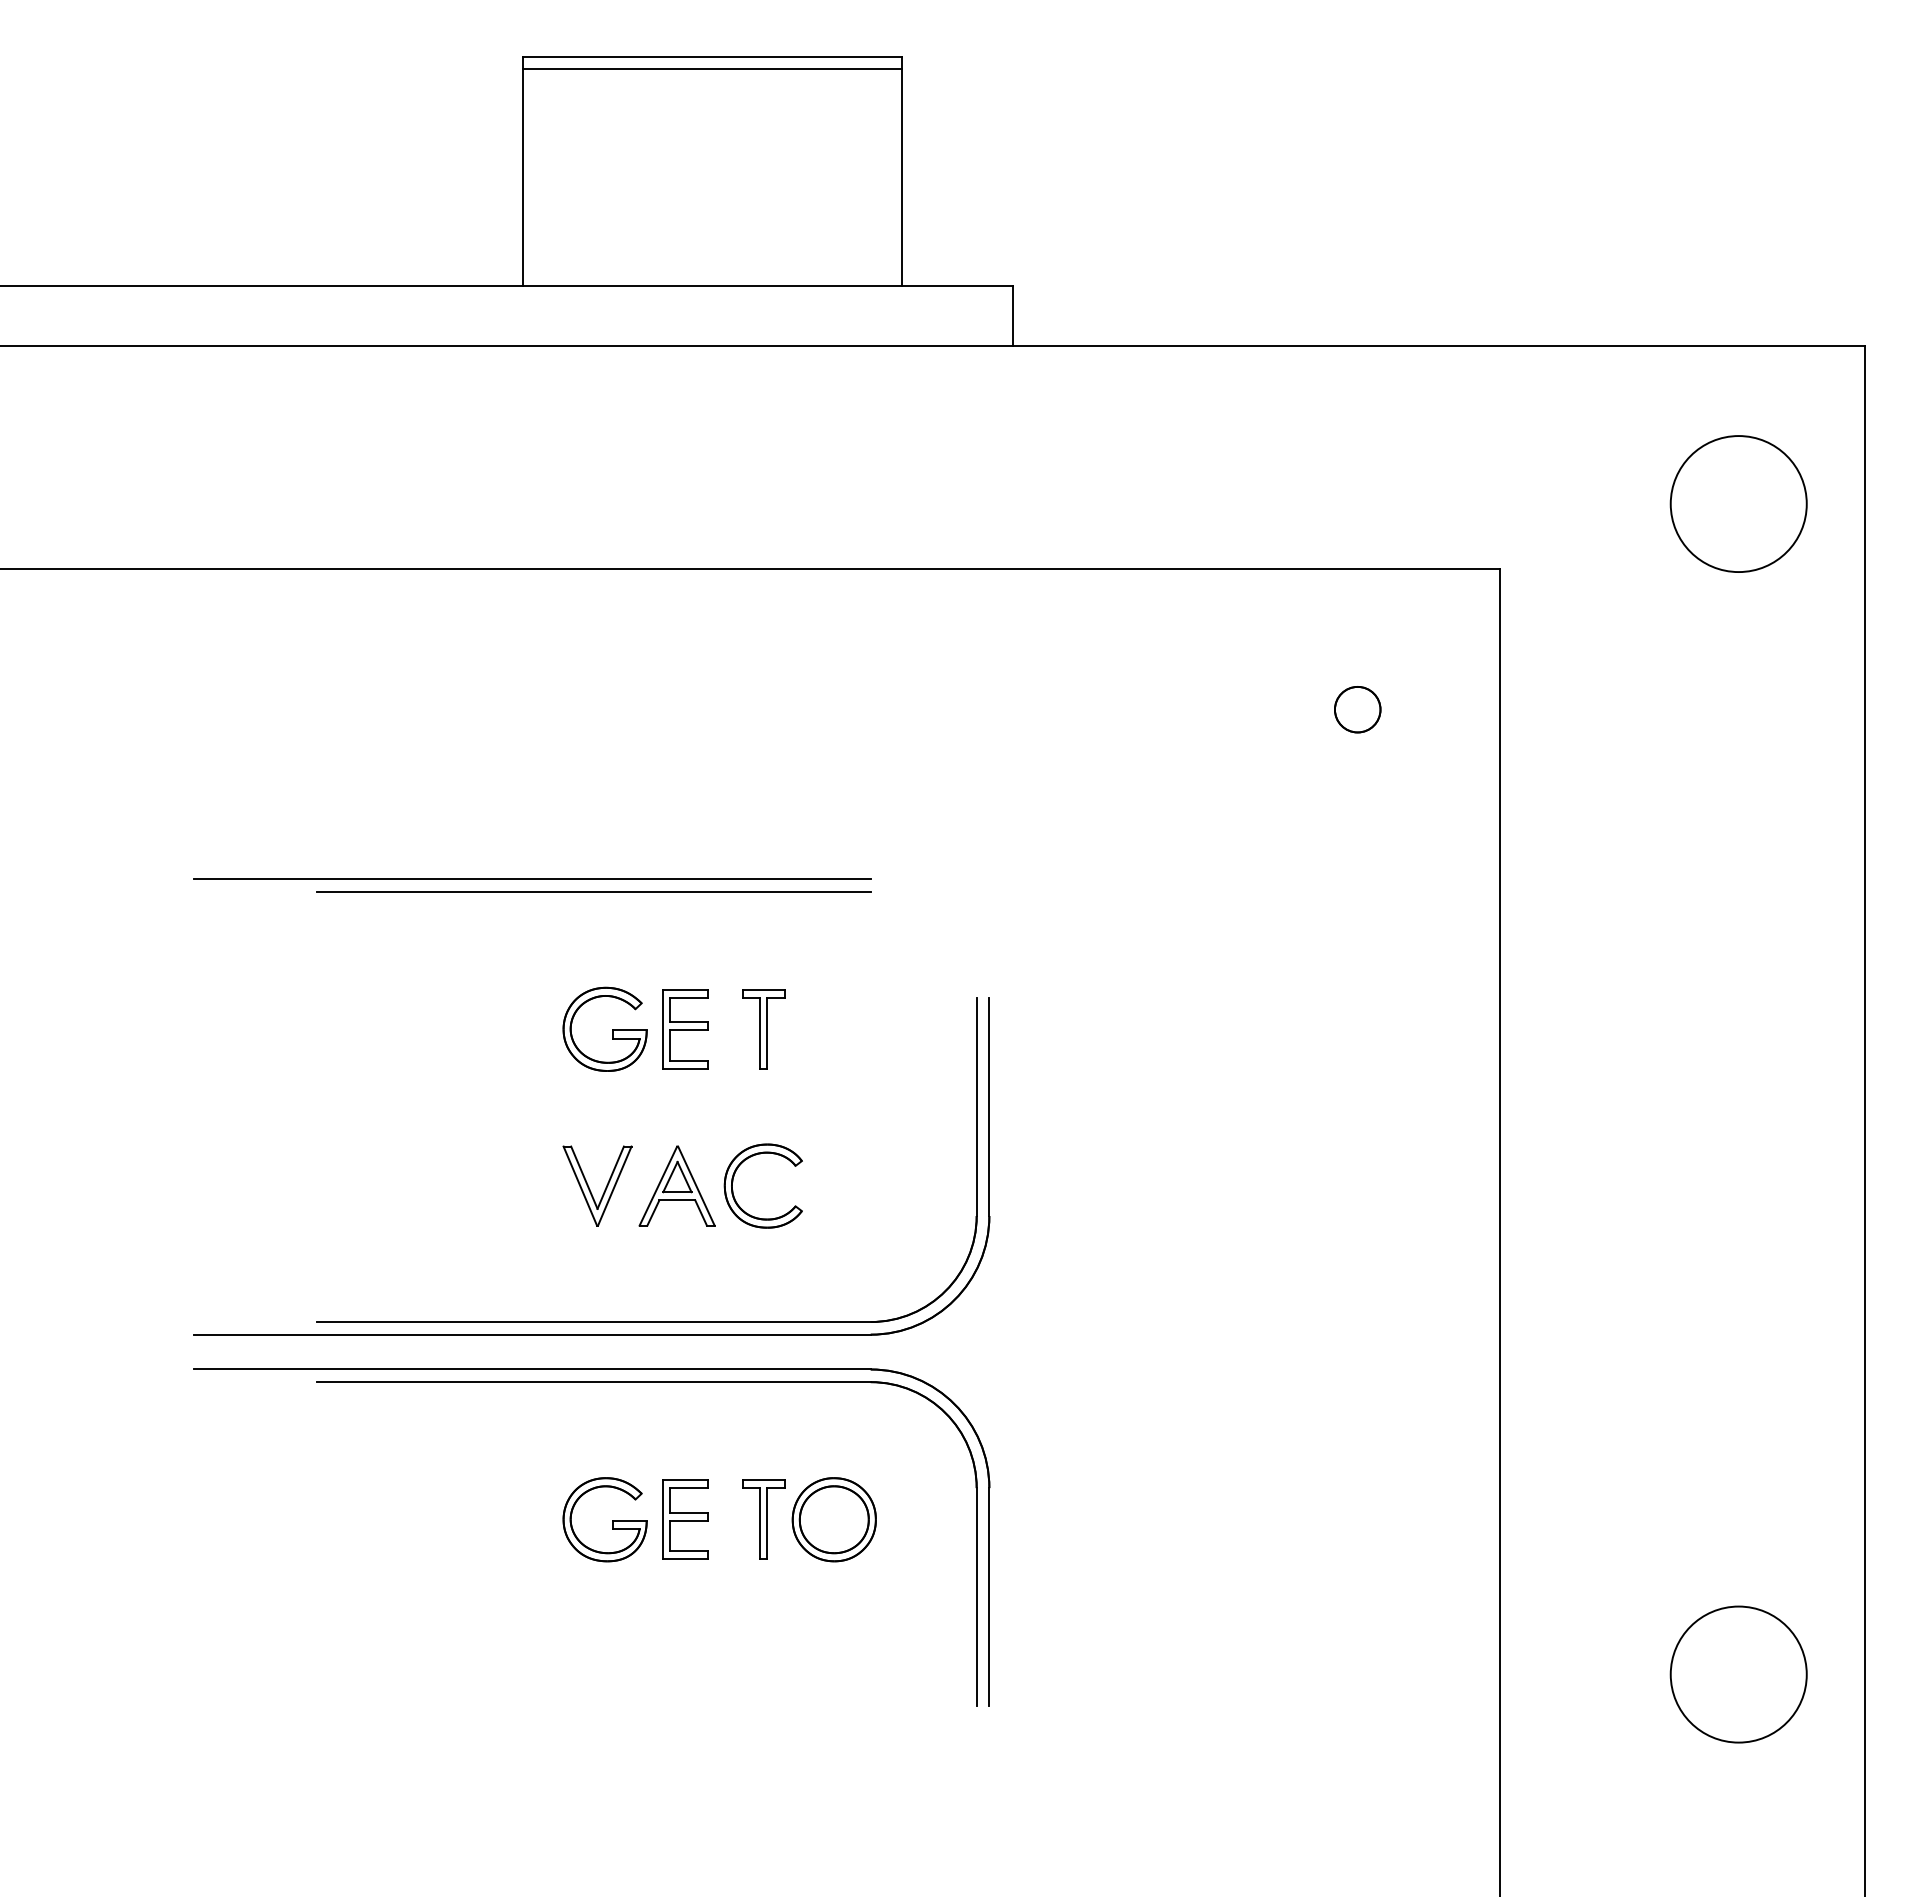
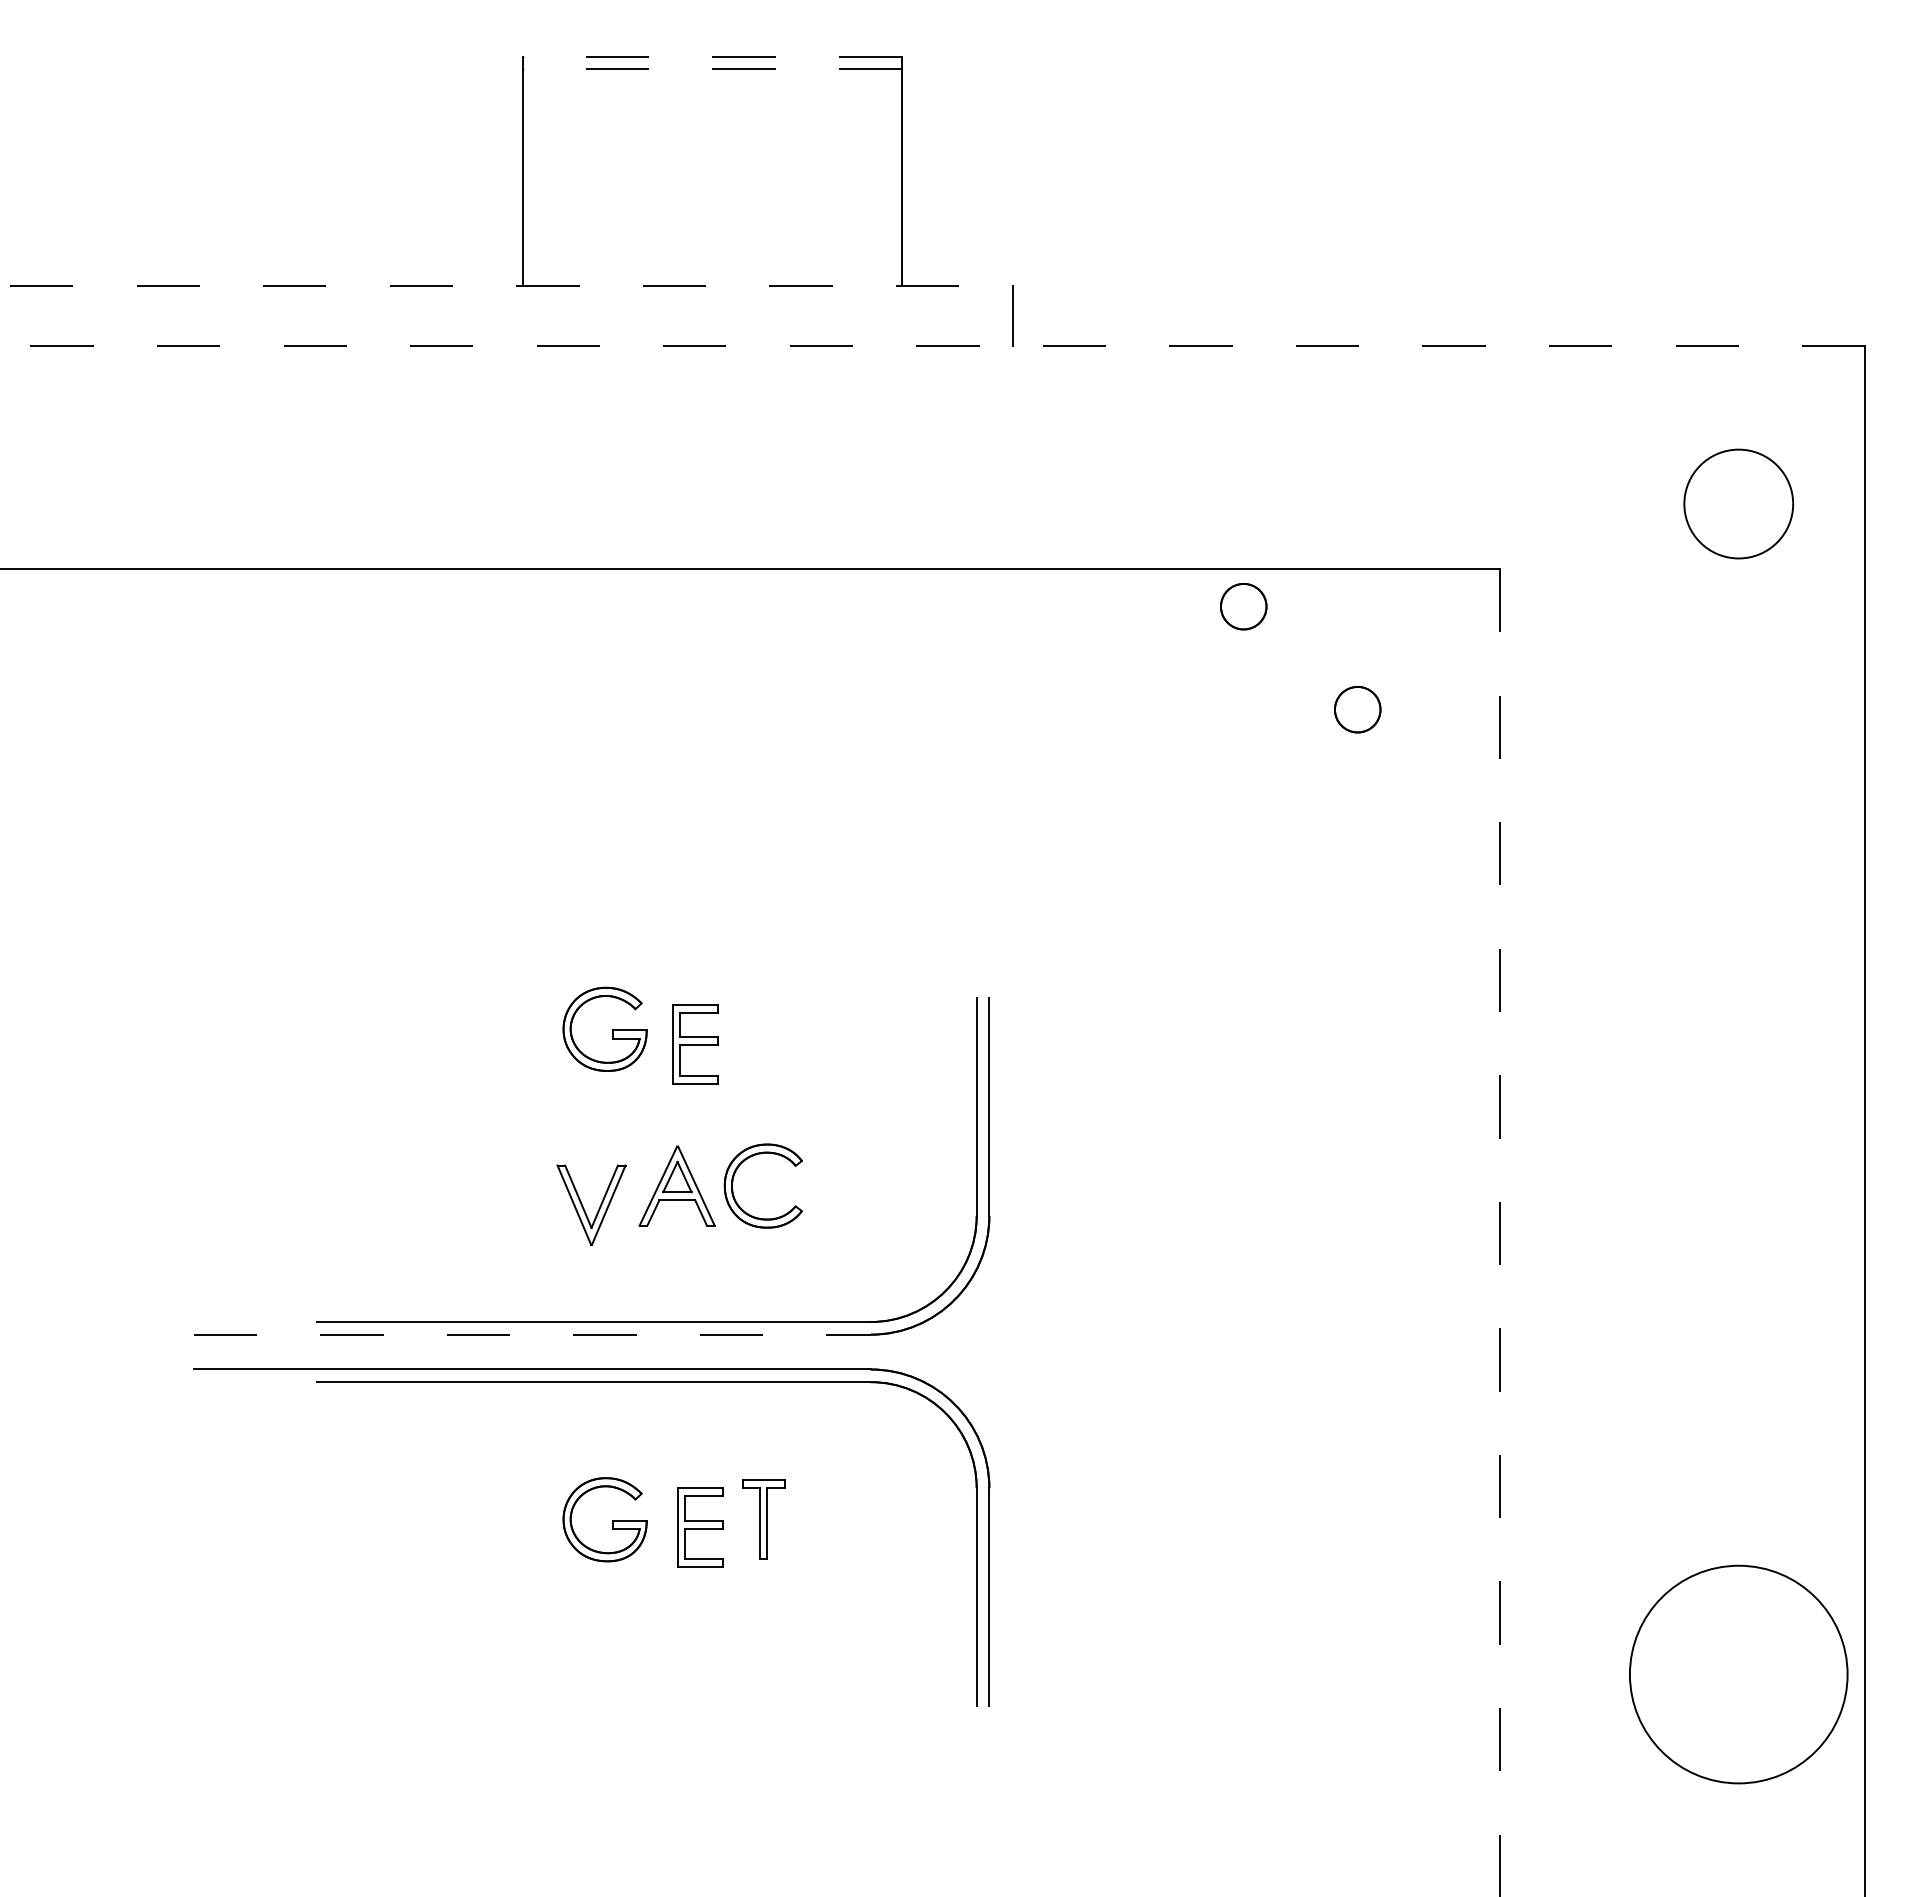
line: solid -> dashed (712, 56)
line: solid -> dashed (712, 69)
line: solid -> dashed (507, 285)
line: solid -> dashed (932, 345)
circle diameter: 136 px -> 109 px (1738, 503)
circle: none -> present (1243, 606)
line: present -> none (531, 879)
line: present -> none (593, 891)
part position: (685, 1029) -> (695, 1044) (695, 1044)
part: present -> none (763, 1029)
part position: (589, 1186) -> (583, 1205) (583, 1205)
line: solid -> dashed (1499, 1233)
line: solid -> dashed (532, 1334)
part position: (685, 1519) -> (700, 1527) (700, 1527)
part: present -> none (833, 1519)
circle diameter: 136 px -> 218 px (1738, 1674)
